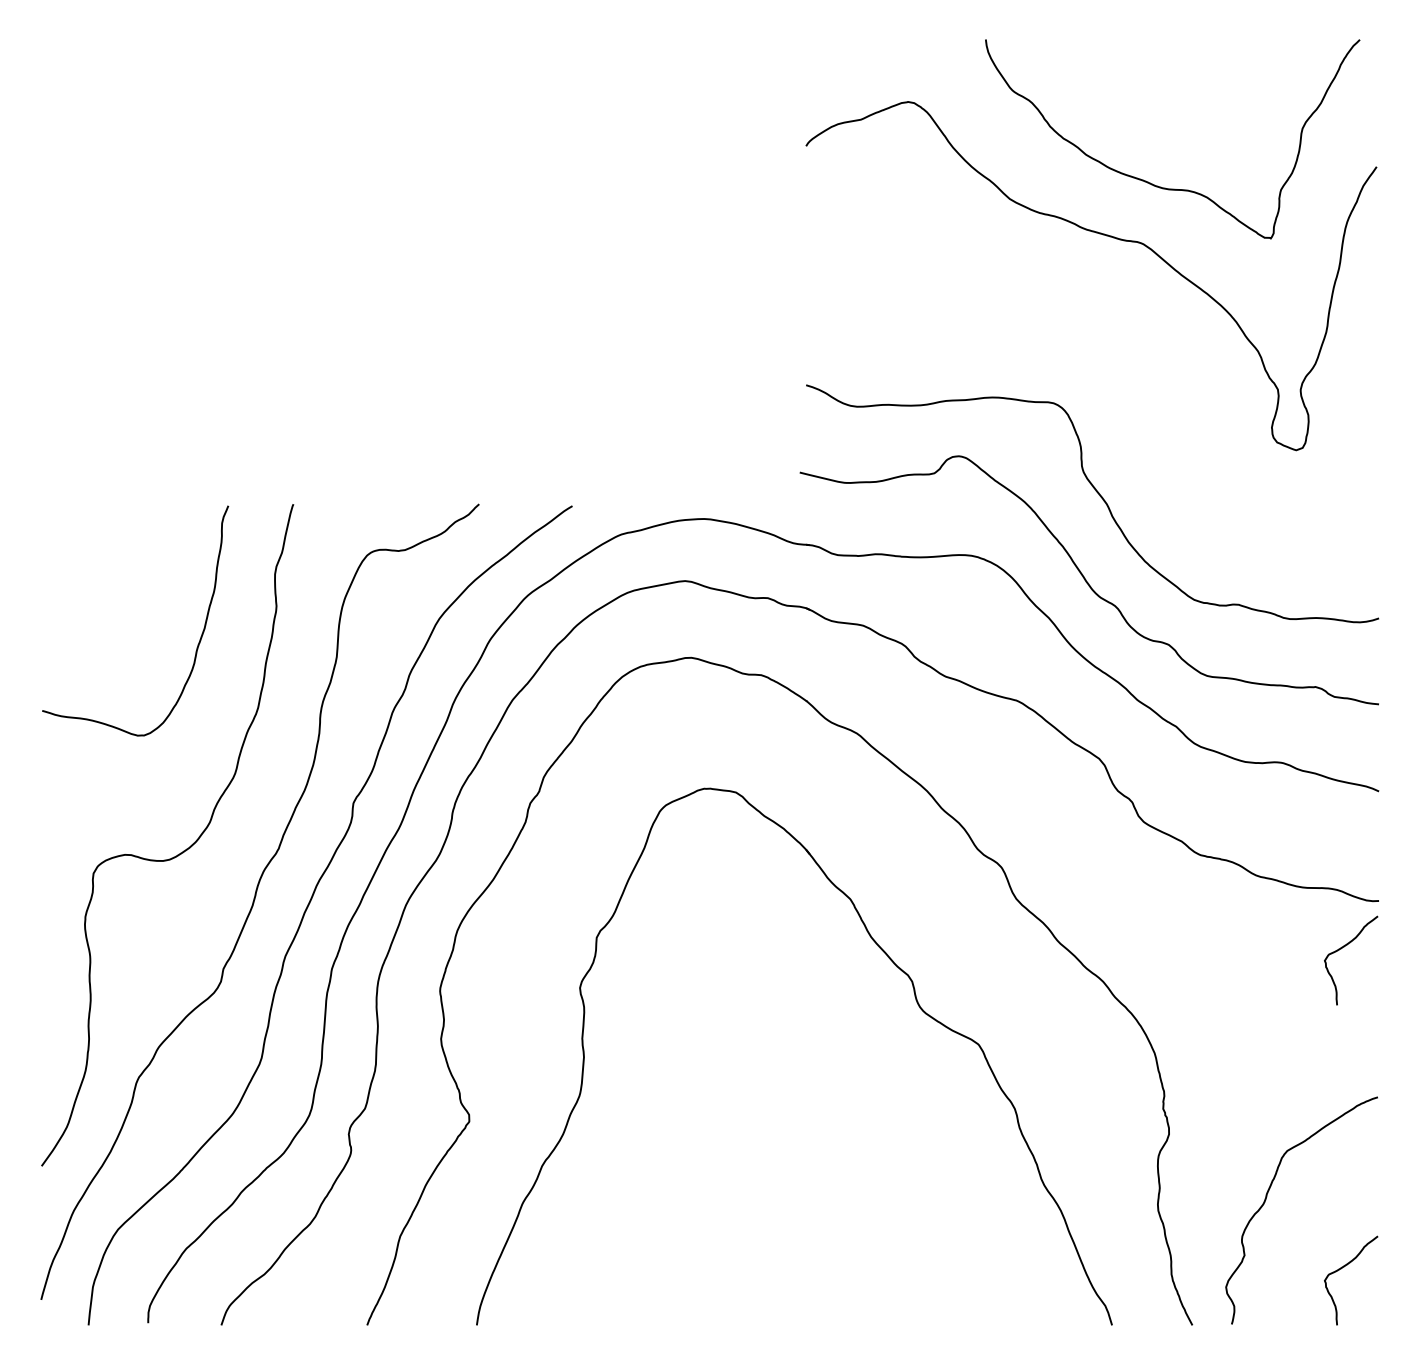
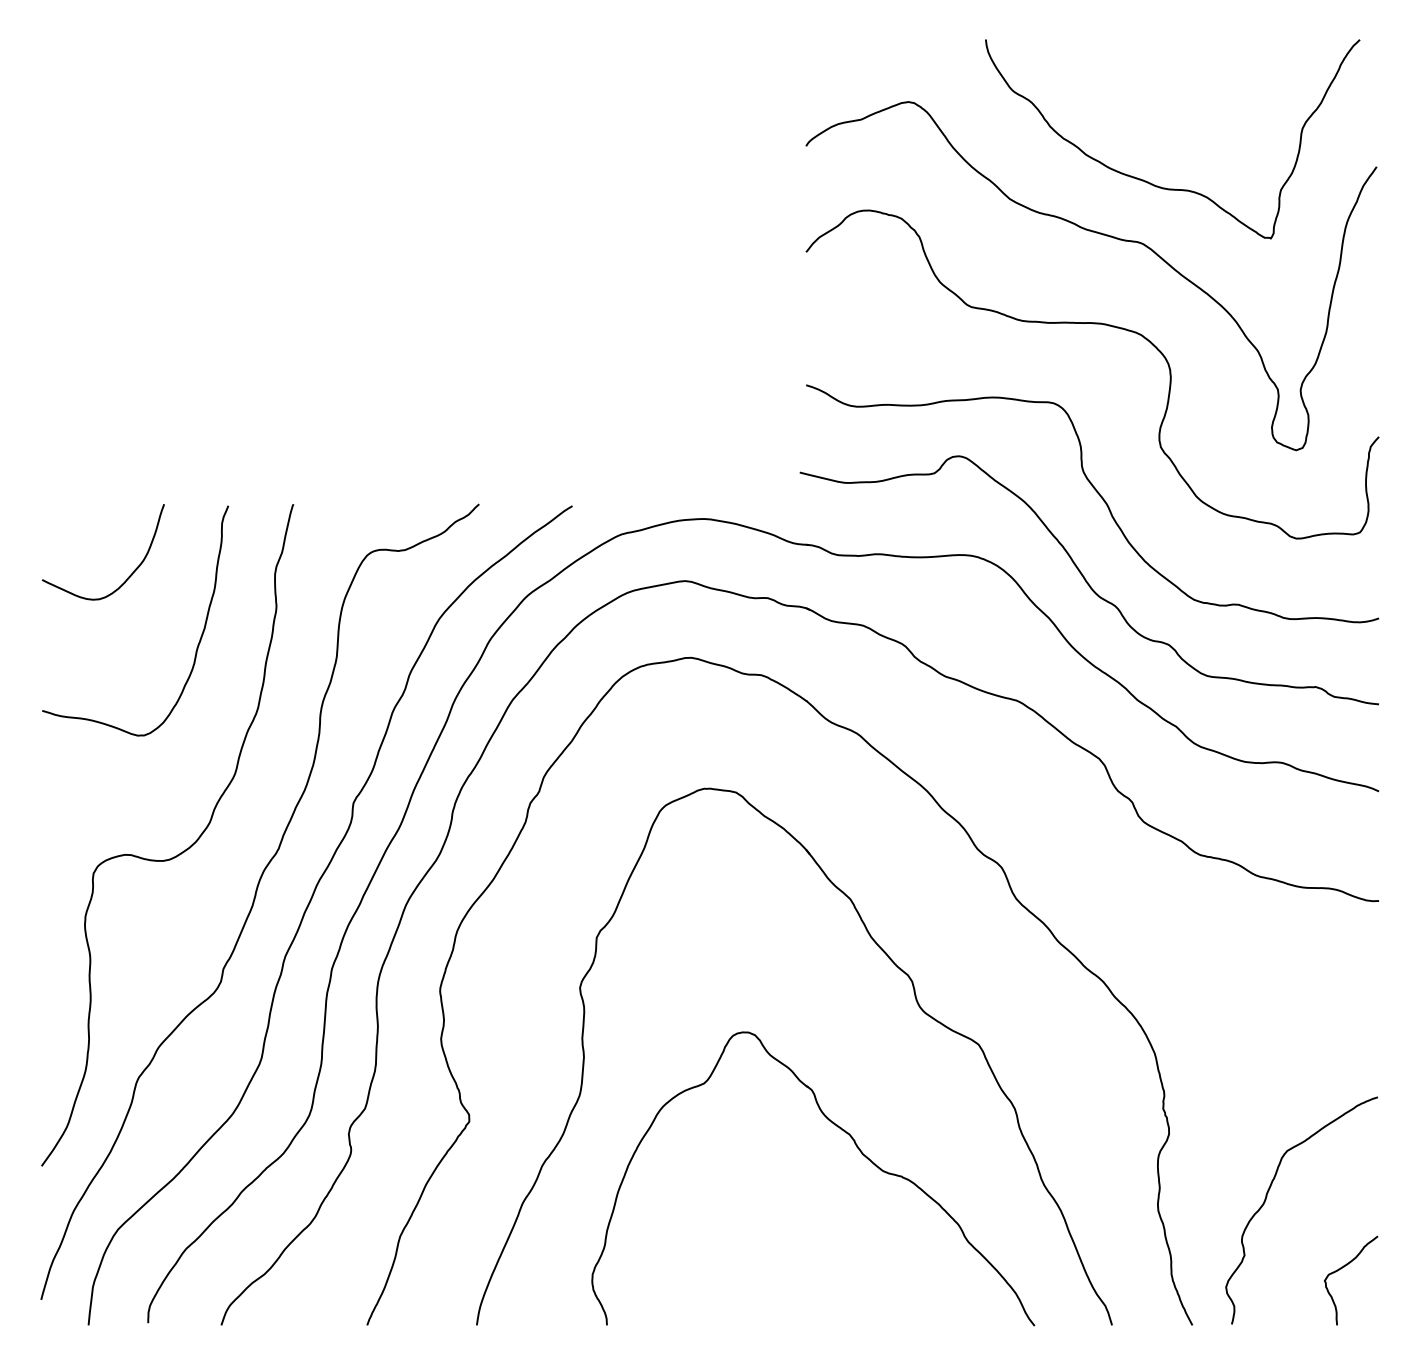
curve: none -> present (1093, 324)
curve: none -> present (128, 576)
curve: present -> none (1344, 947)
part: none -> present (856, 1147)
